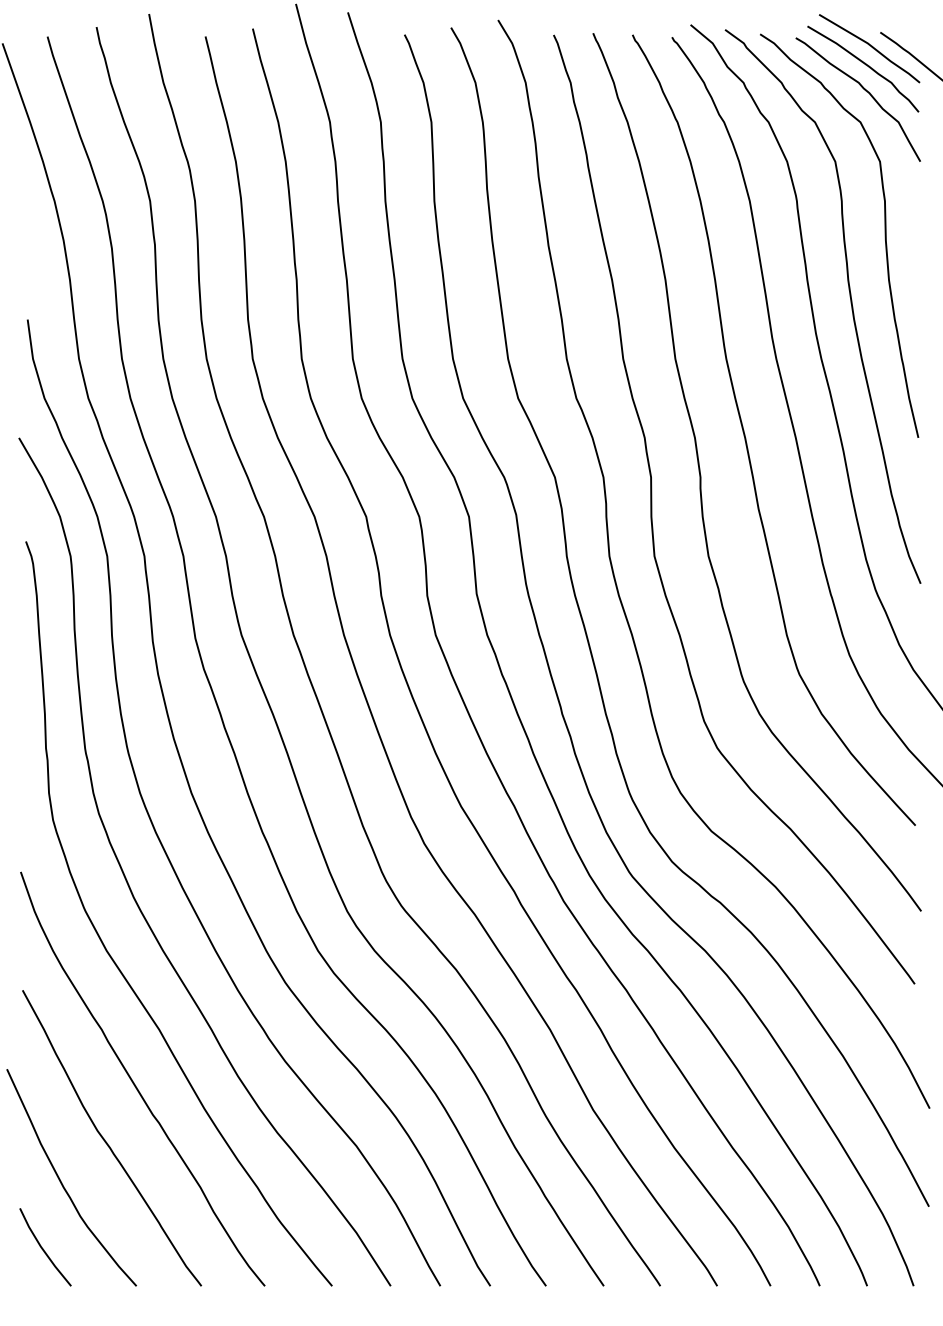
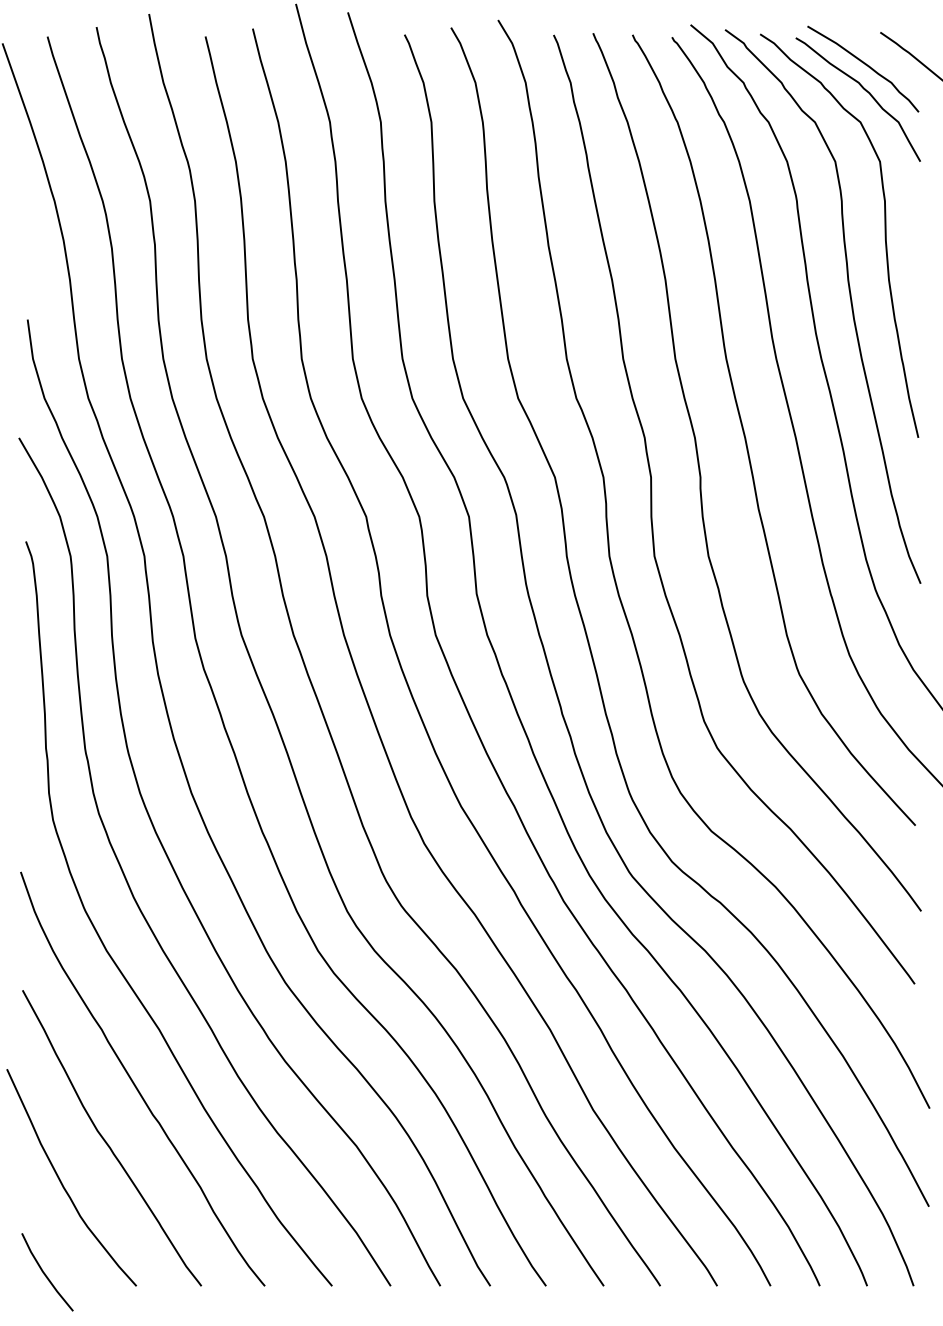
line: present -> none (870, 46)
line position: (43, 1248) -> (45, 1273) (45, 1273)
